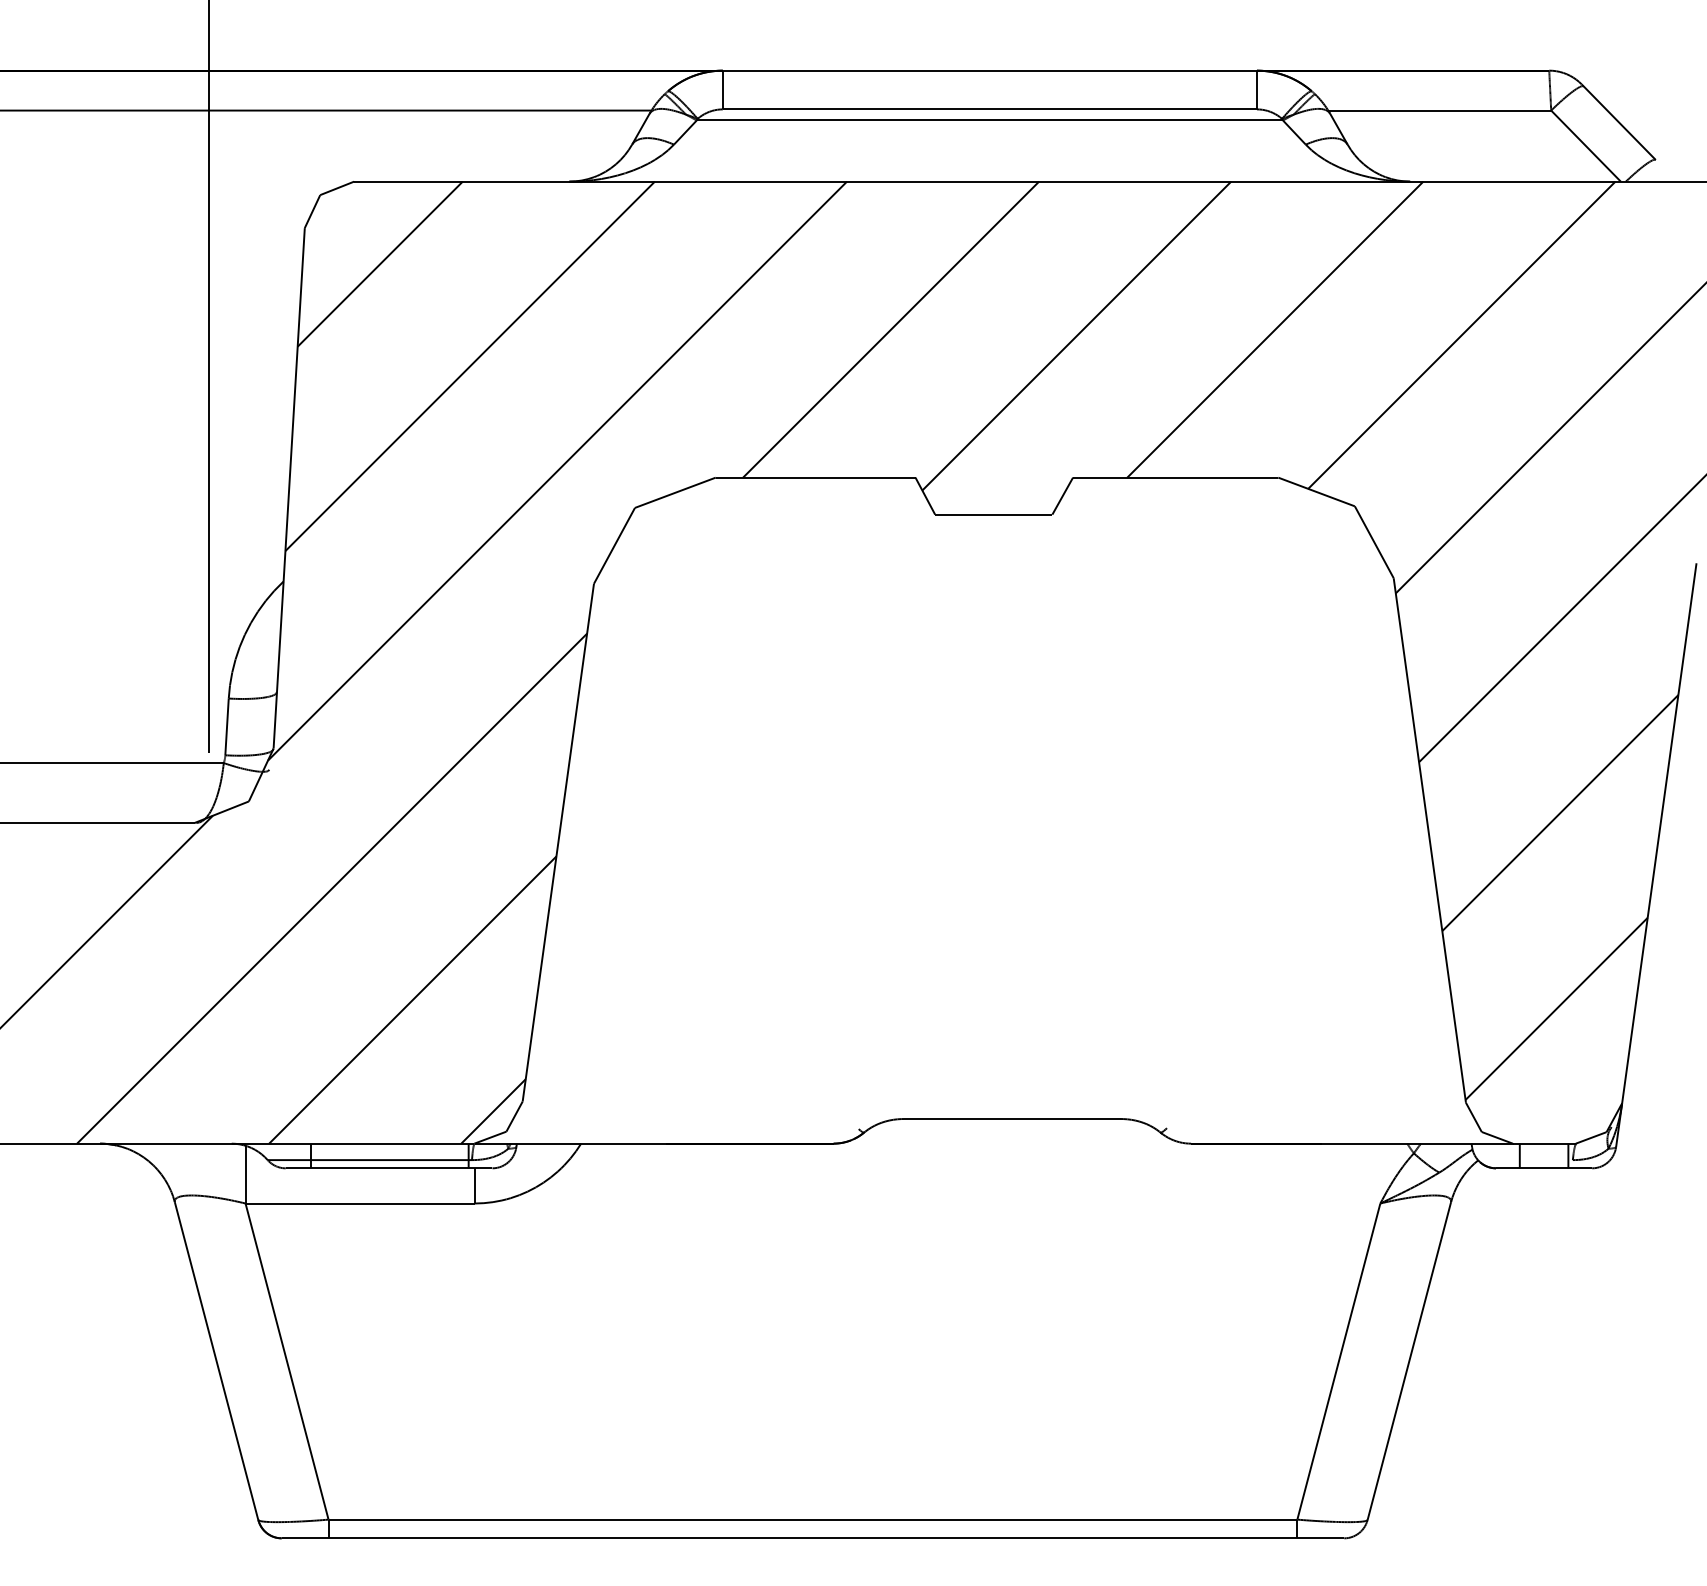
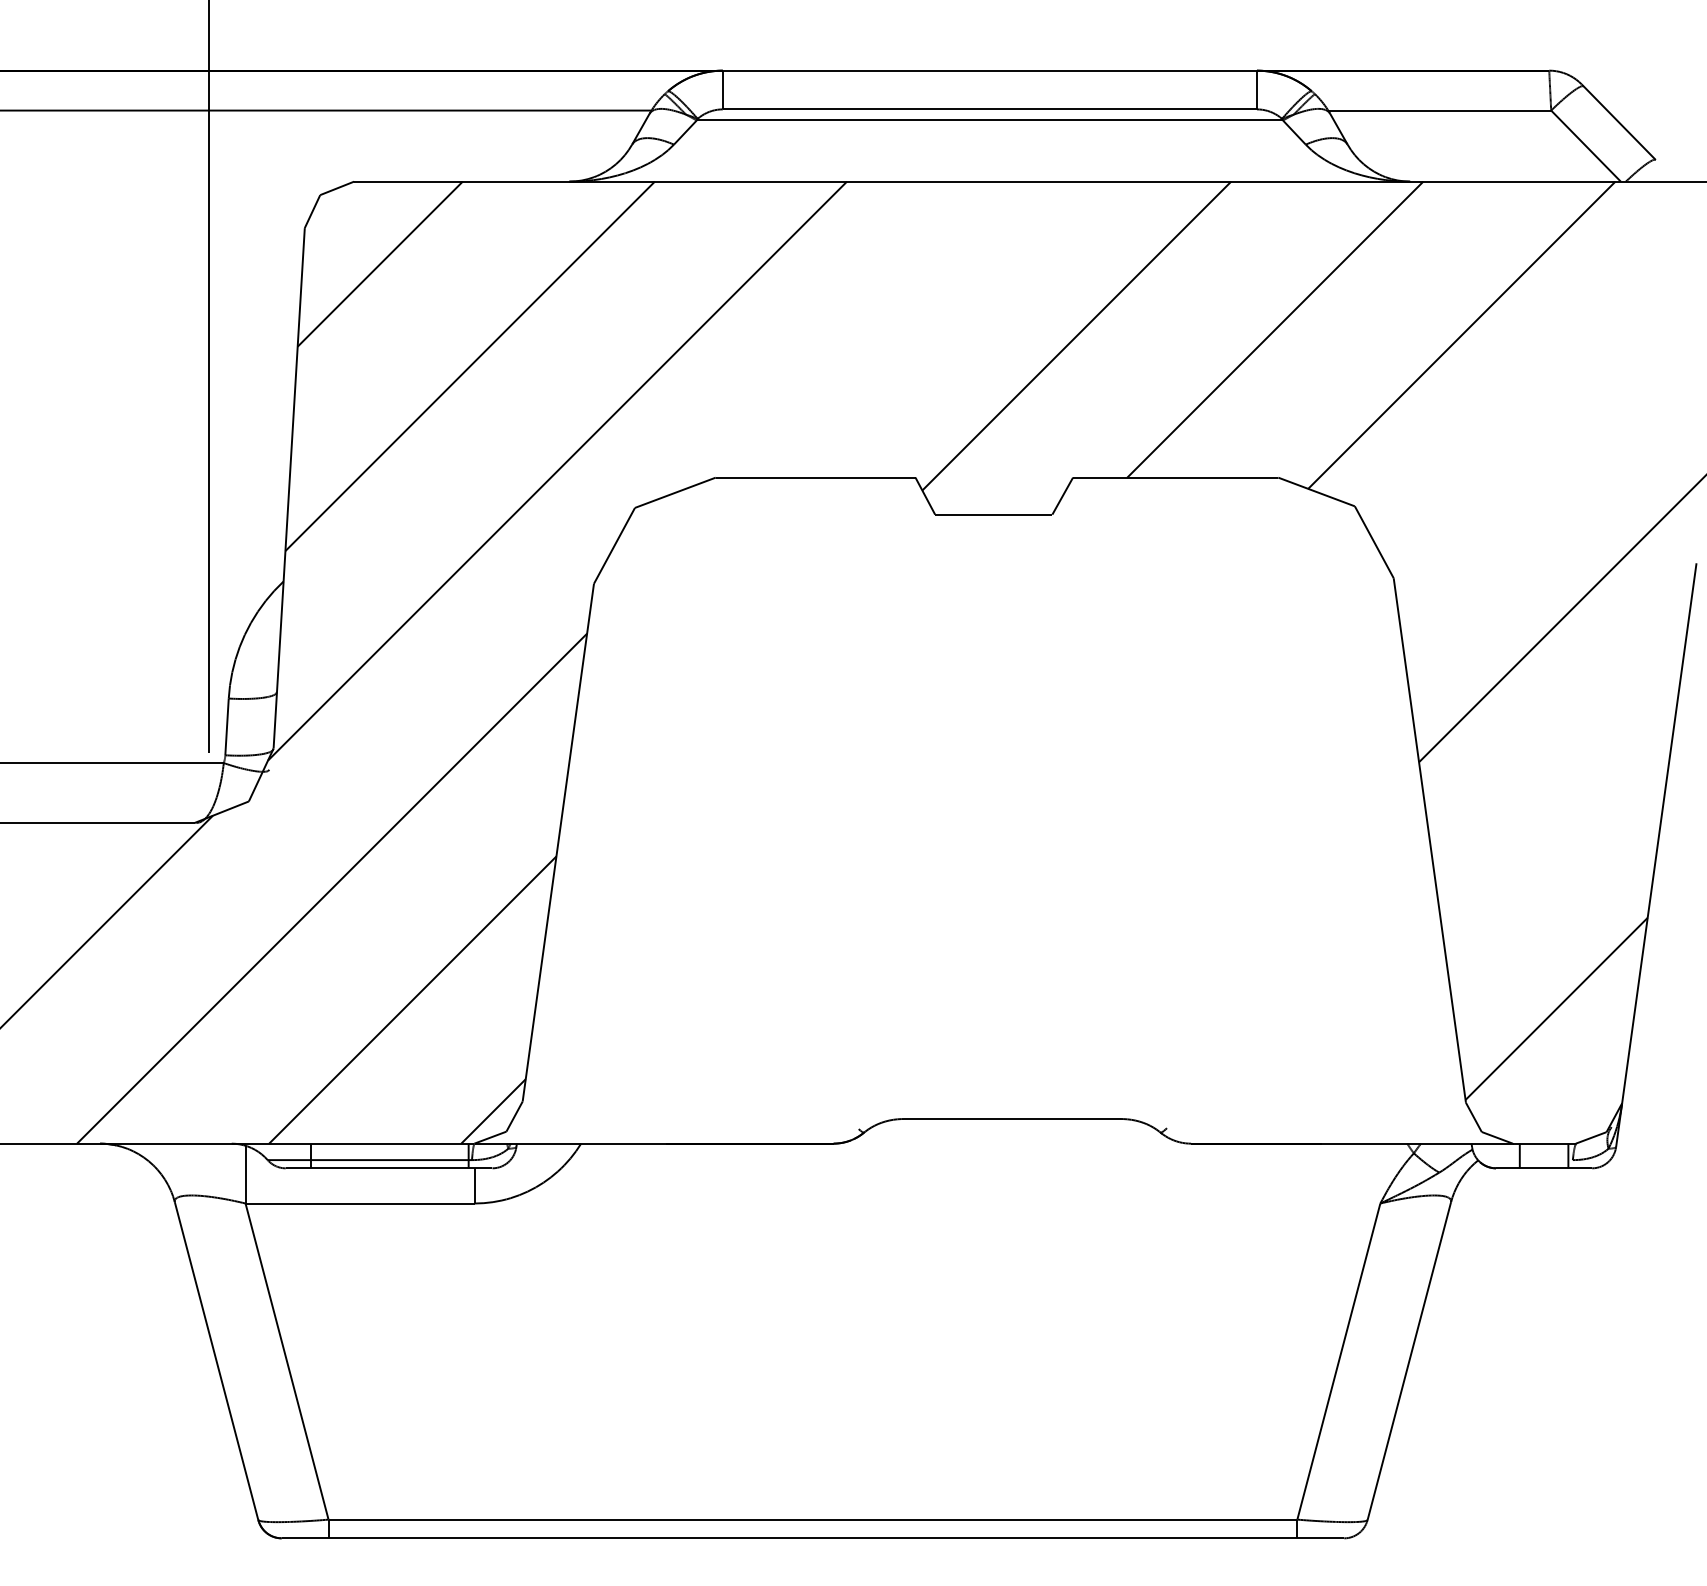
line: present -> none (891, 329)
line: present -> none (1549, 439)
line: present -> none (1560, 813)
